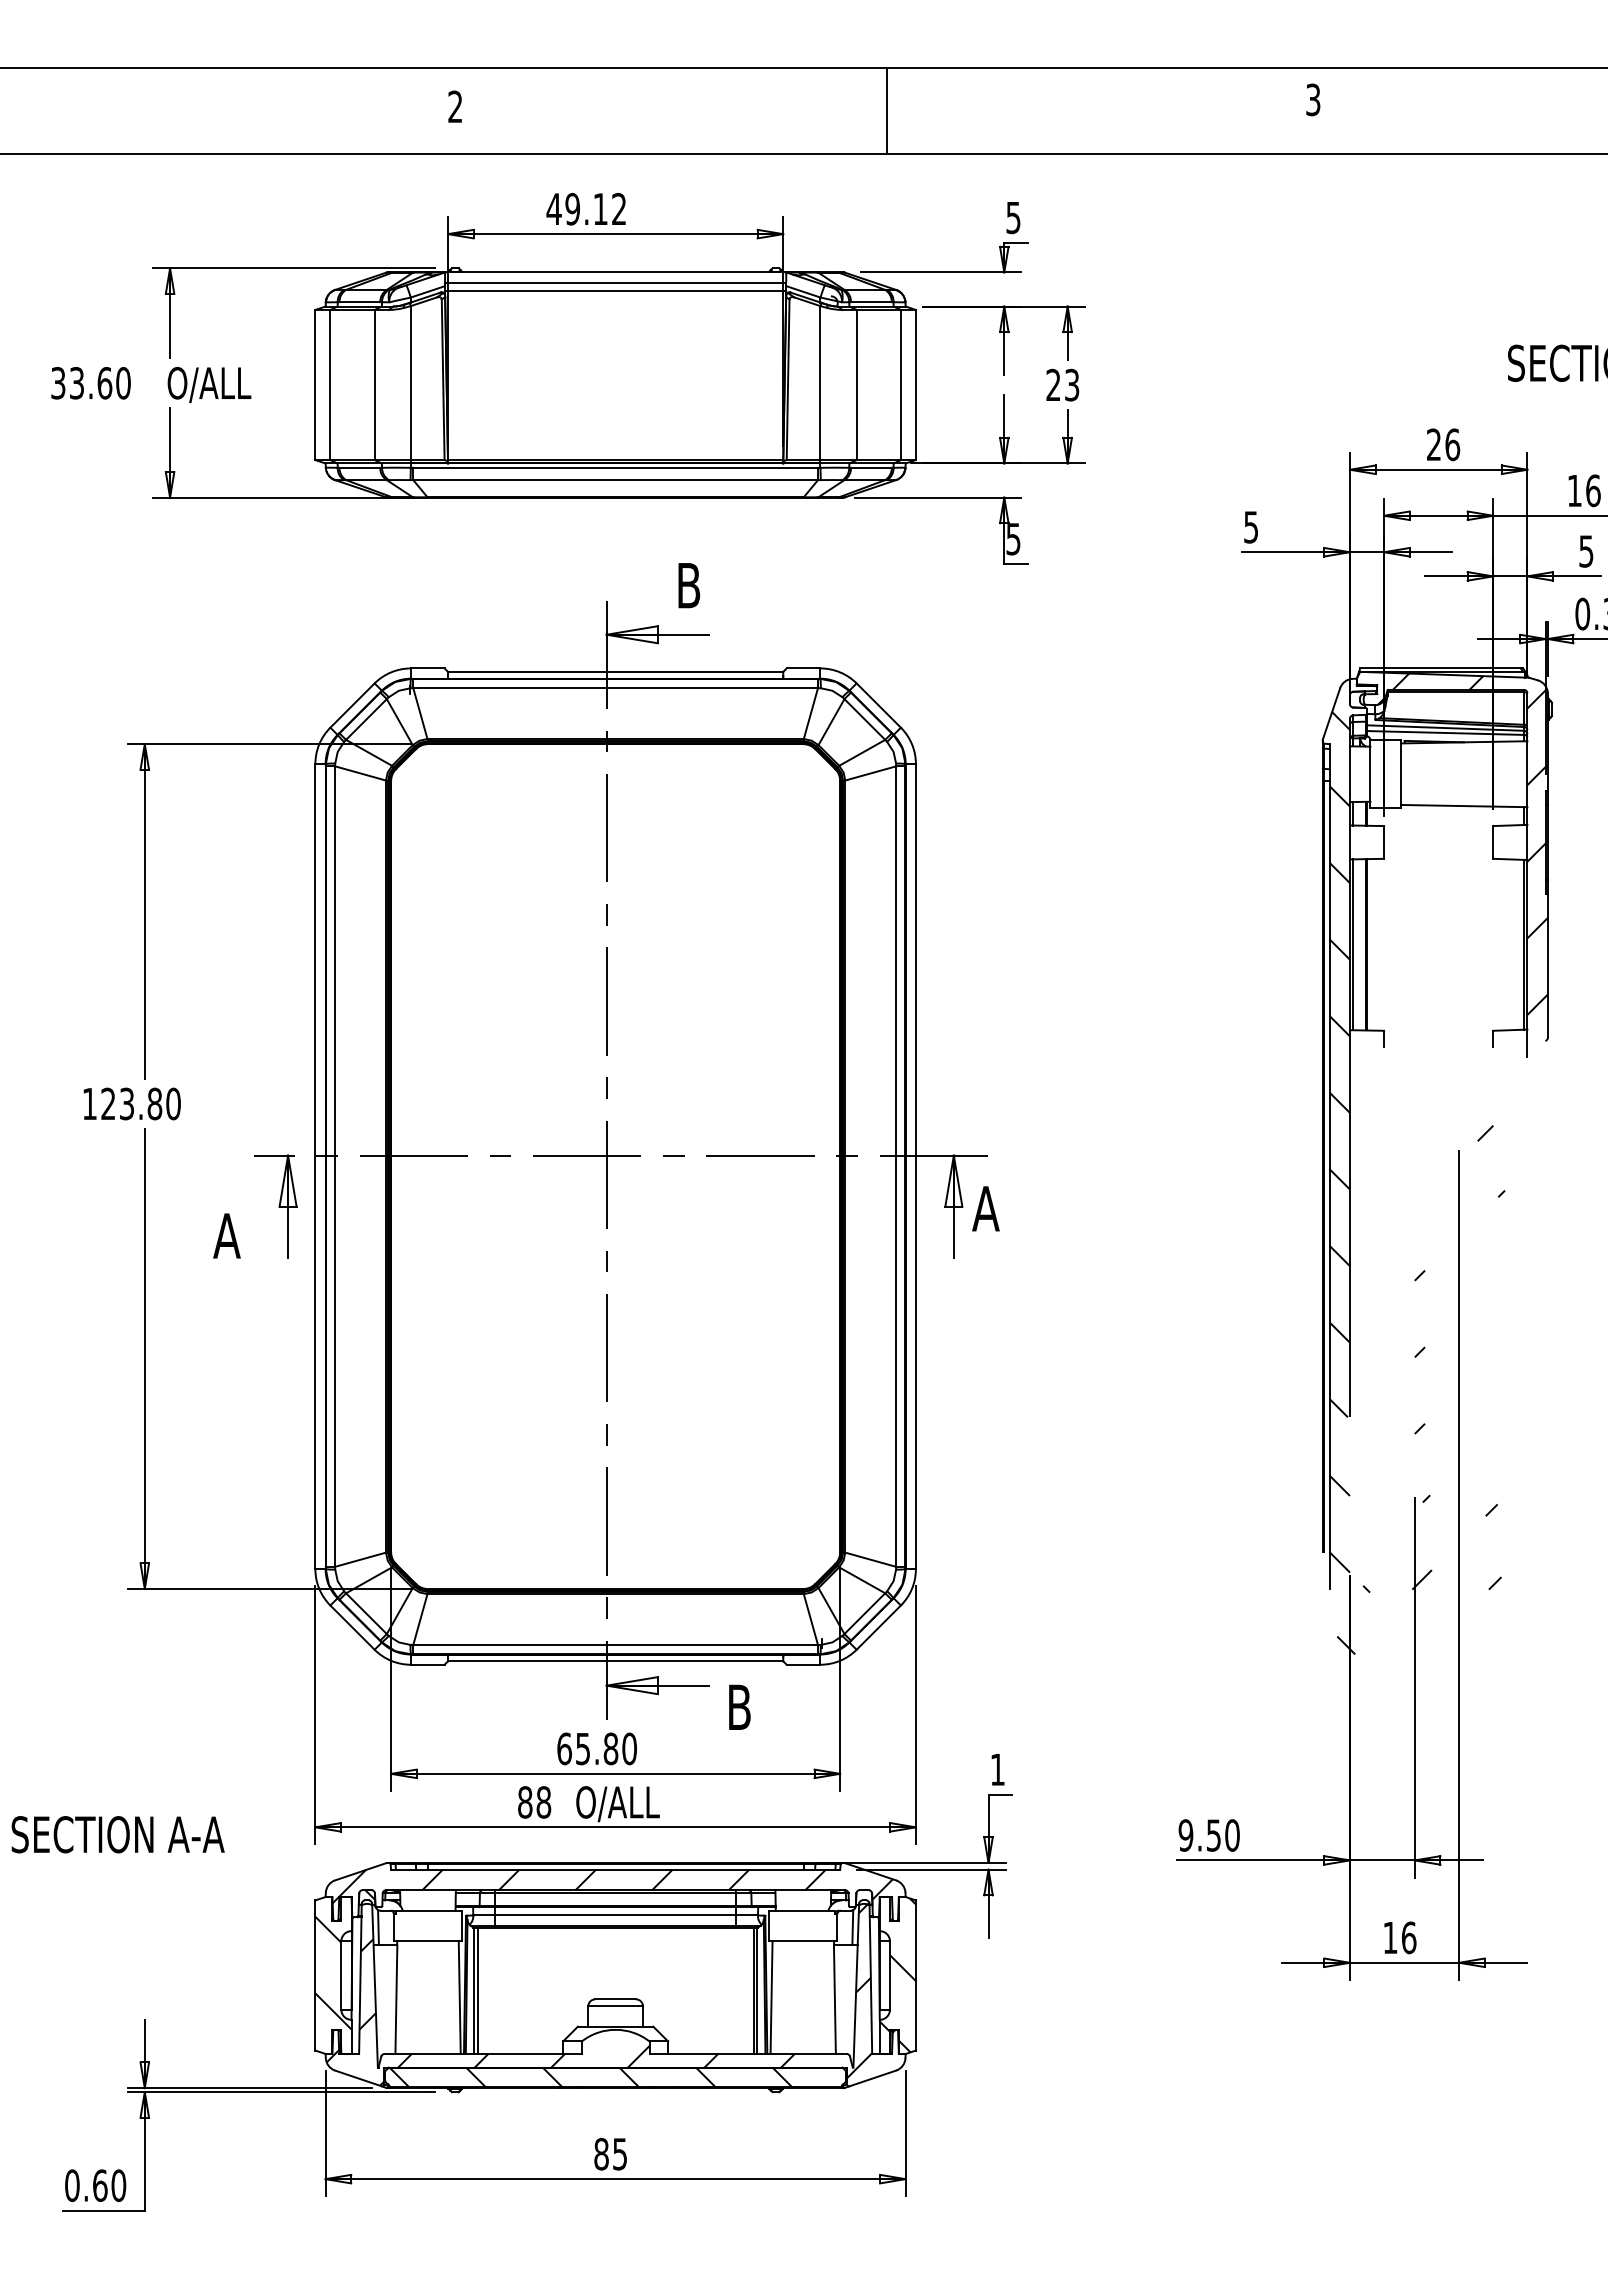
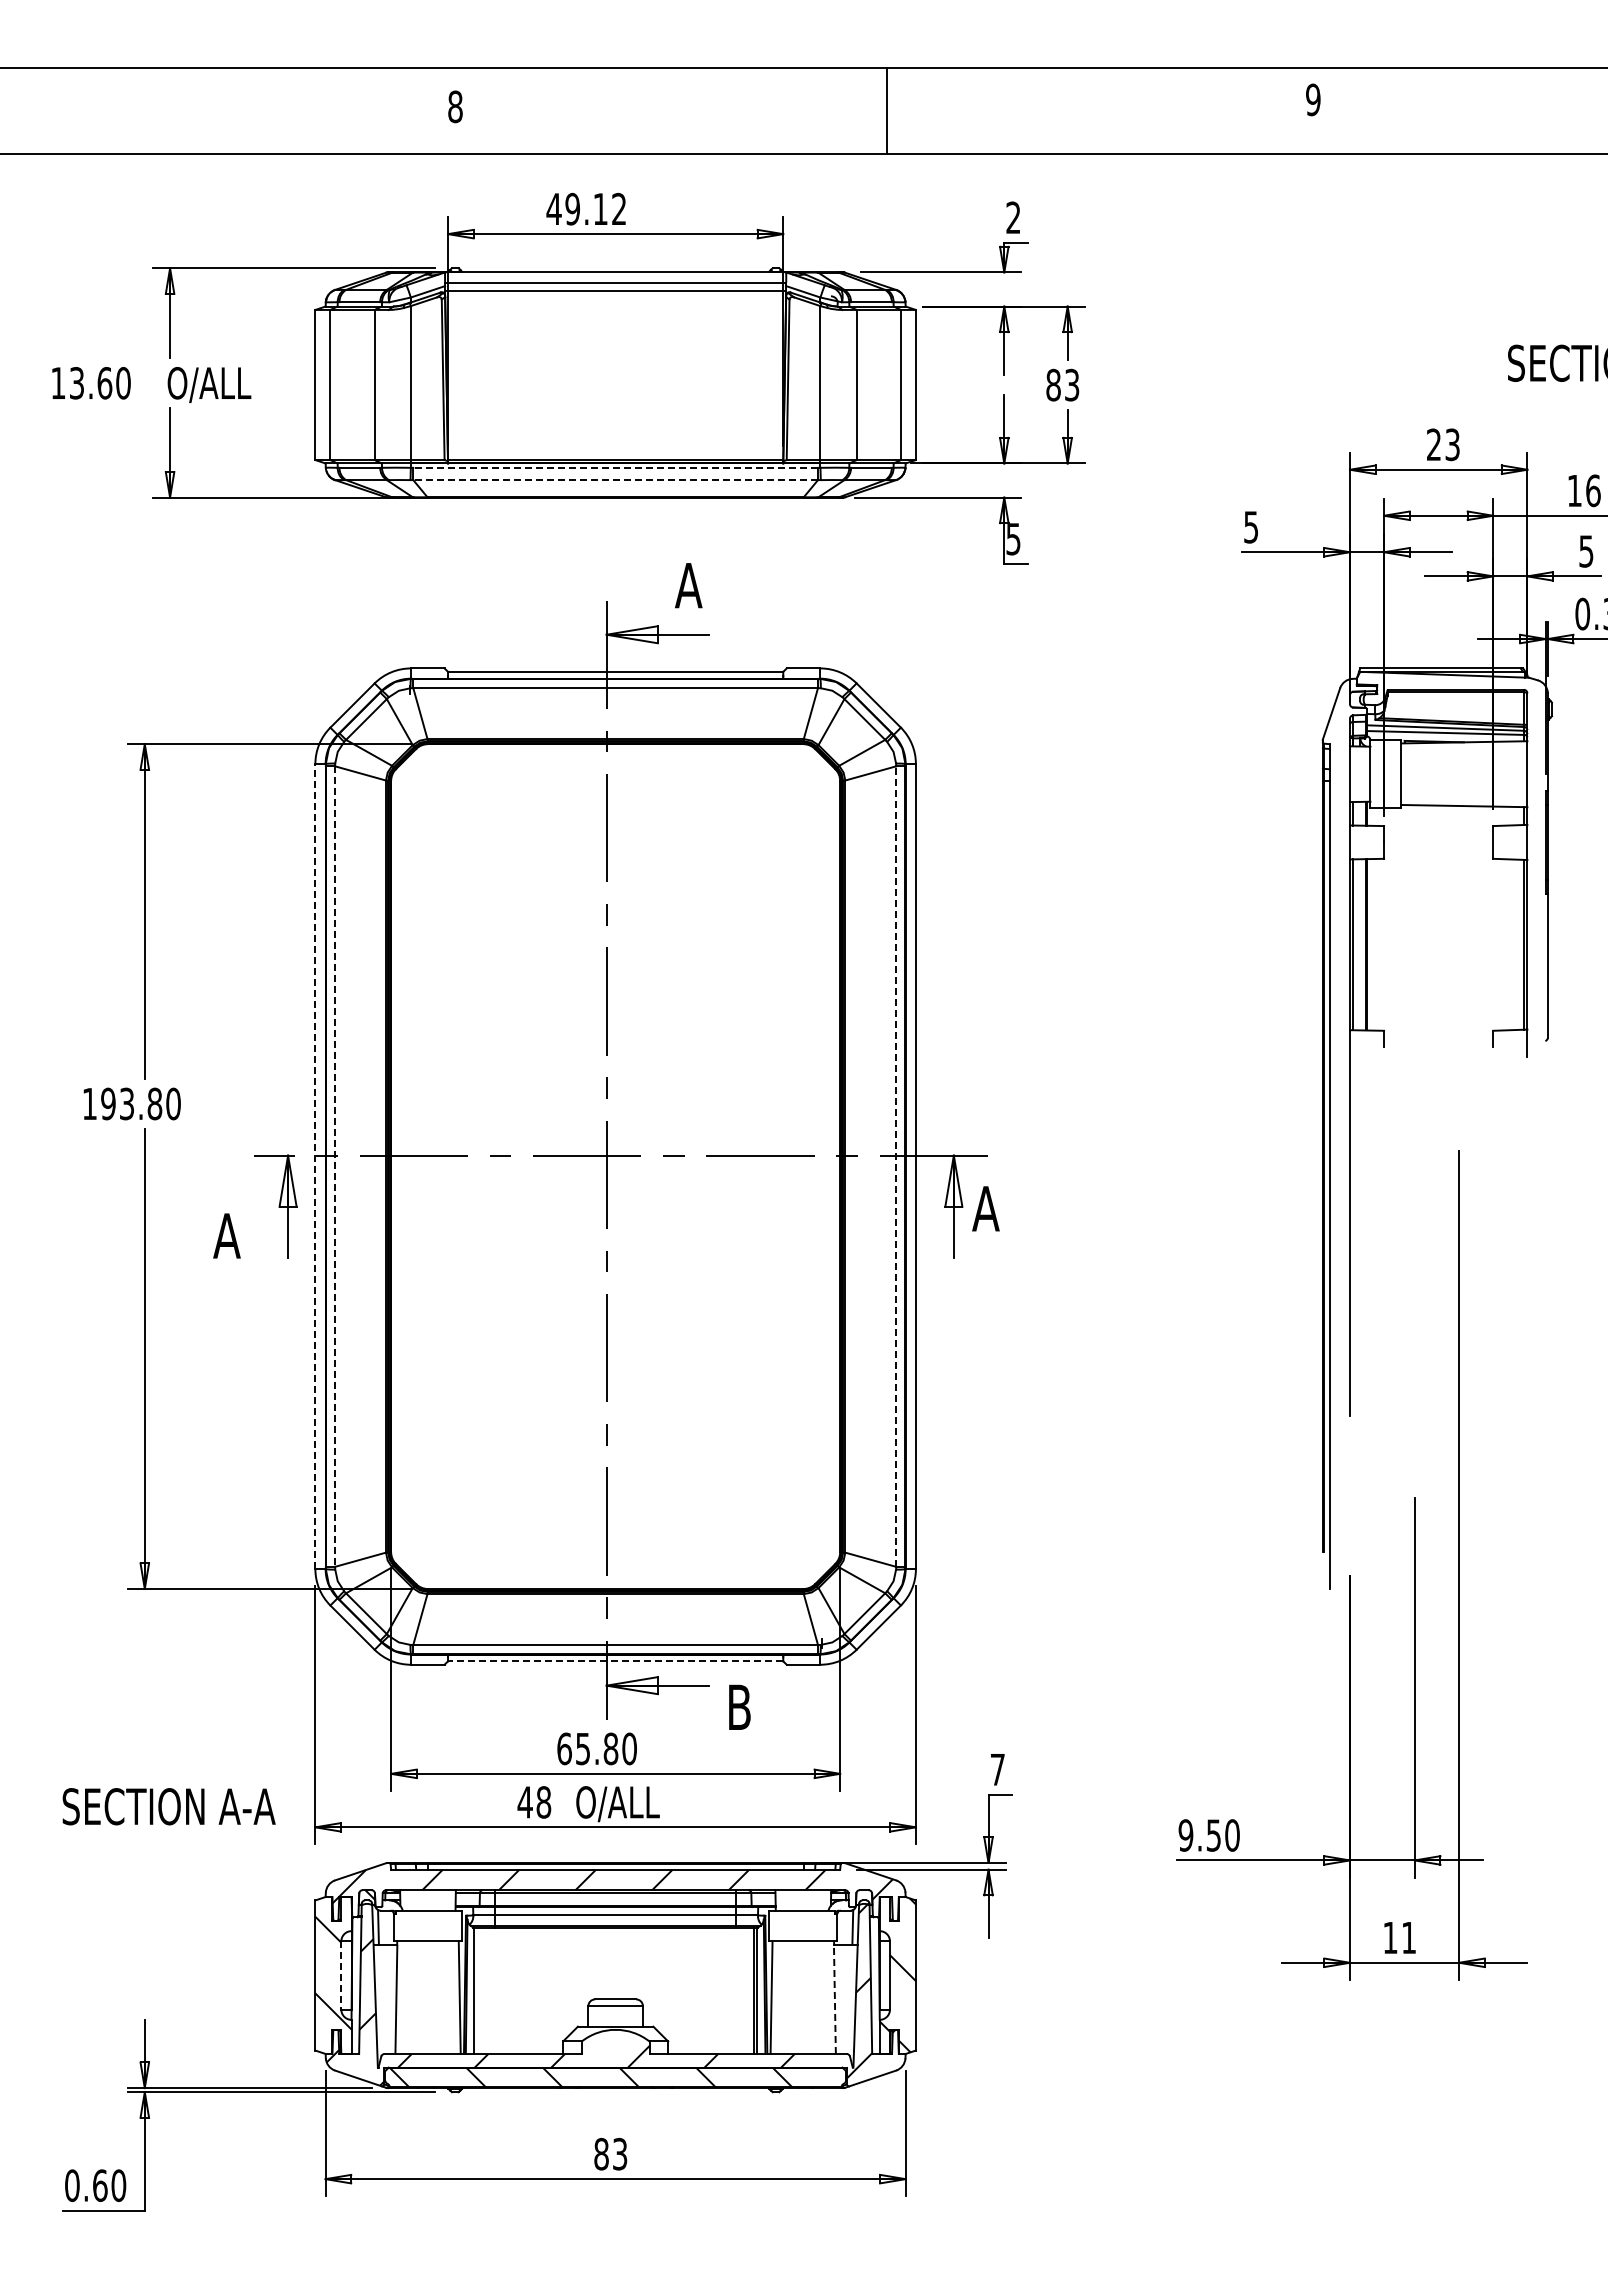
text: 3 -> 9 (1313, 99)
text: 2 -> 8 (455, 106)
text: 5 -> 2 (1013, 217)
text: 33.60 -> 13.60 (58, 383)
text: 23 -> 83 (1053, 384)
text: 26 -> 23 (1452, 444)
line: solid -> dashed (615, 467)
line: solid -> dashed (615, 480)
text: B -> A (688, 585)
text: 123.80 -> 193.80 (108, 1103)
hatch: present -> none (1462, 1131)
line: solid -> dashed (315, 1166)
line: solid -> dashed (896, 1166)
line: solid -> dashed (335, 1167)
hatch: present -> none (1349, 1183)
line: solid -> dashed (615, 1661)
text: 1 -> 7 (997, 1769)
text: 88 -> 48 (524, 1802)
text position: (117, 1834) -> (168, 1806) (168, 1806)
text: 16 -> 11 (1409, 1937)
line: solid -> dashed (341, 1975)
line: present -> none (477, 1990)
line: solid -> dashed (834, 1998)
text: 85 -> 83 (620, 2153)
